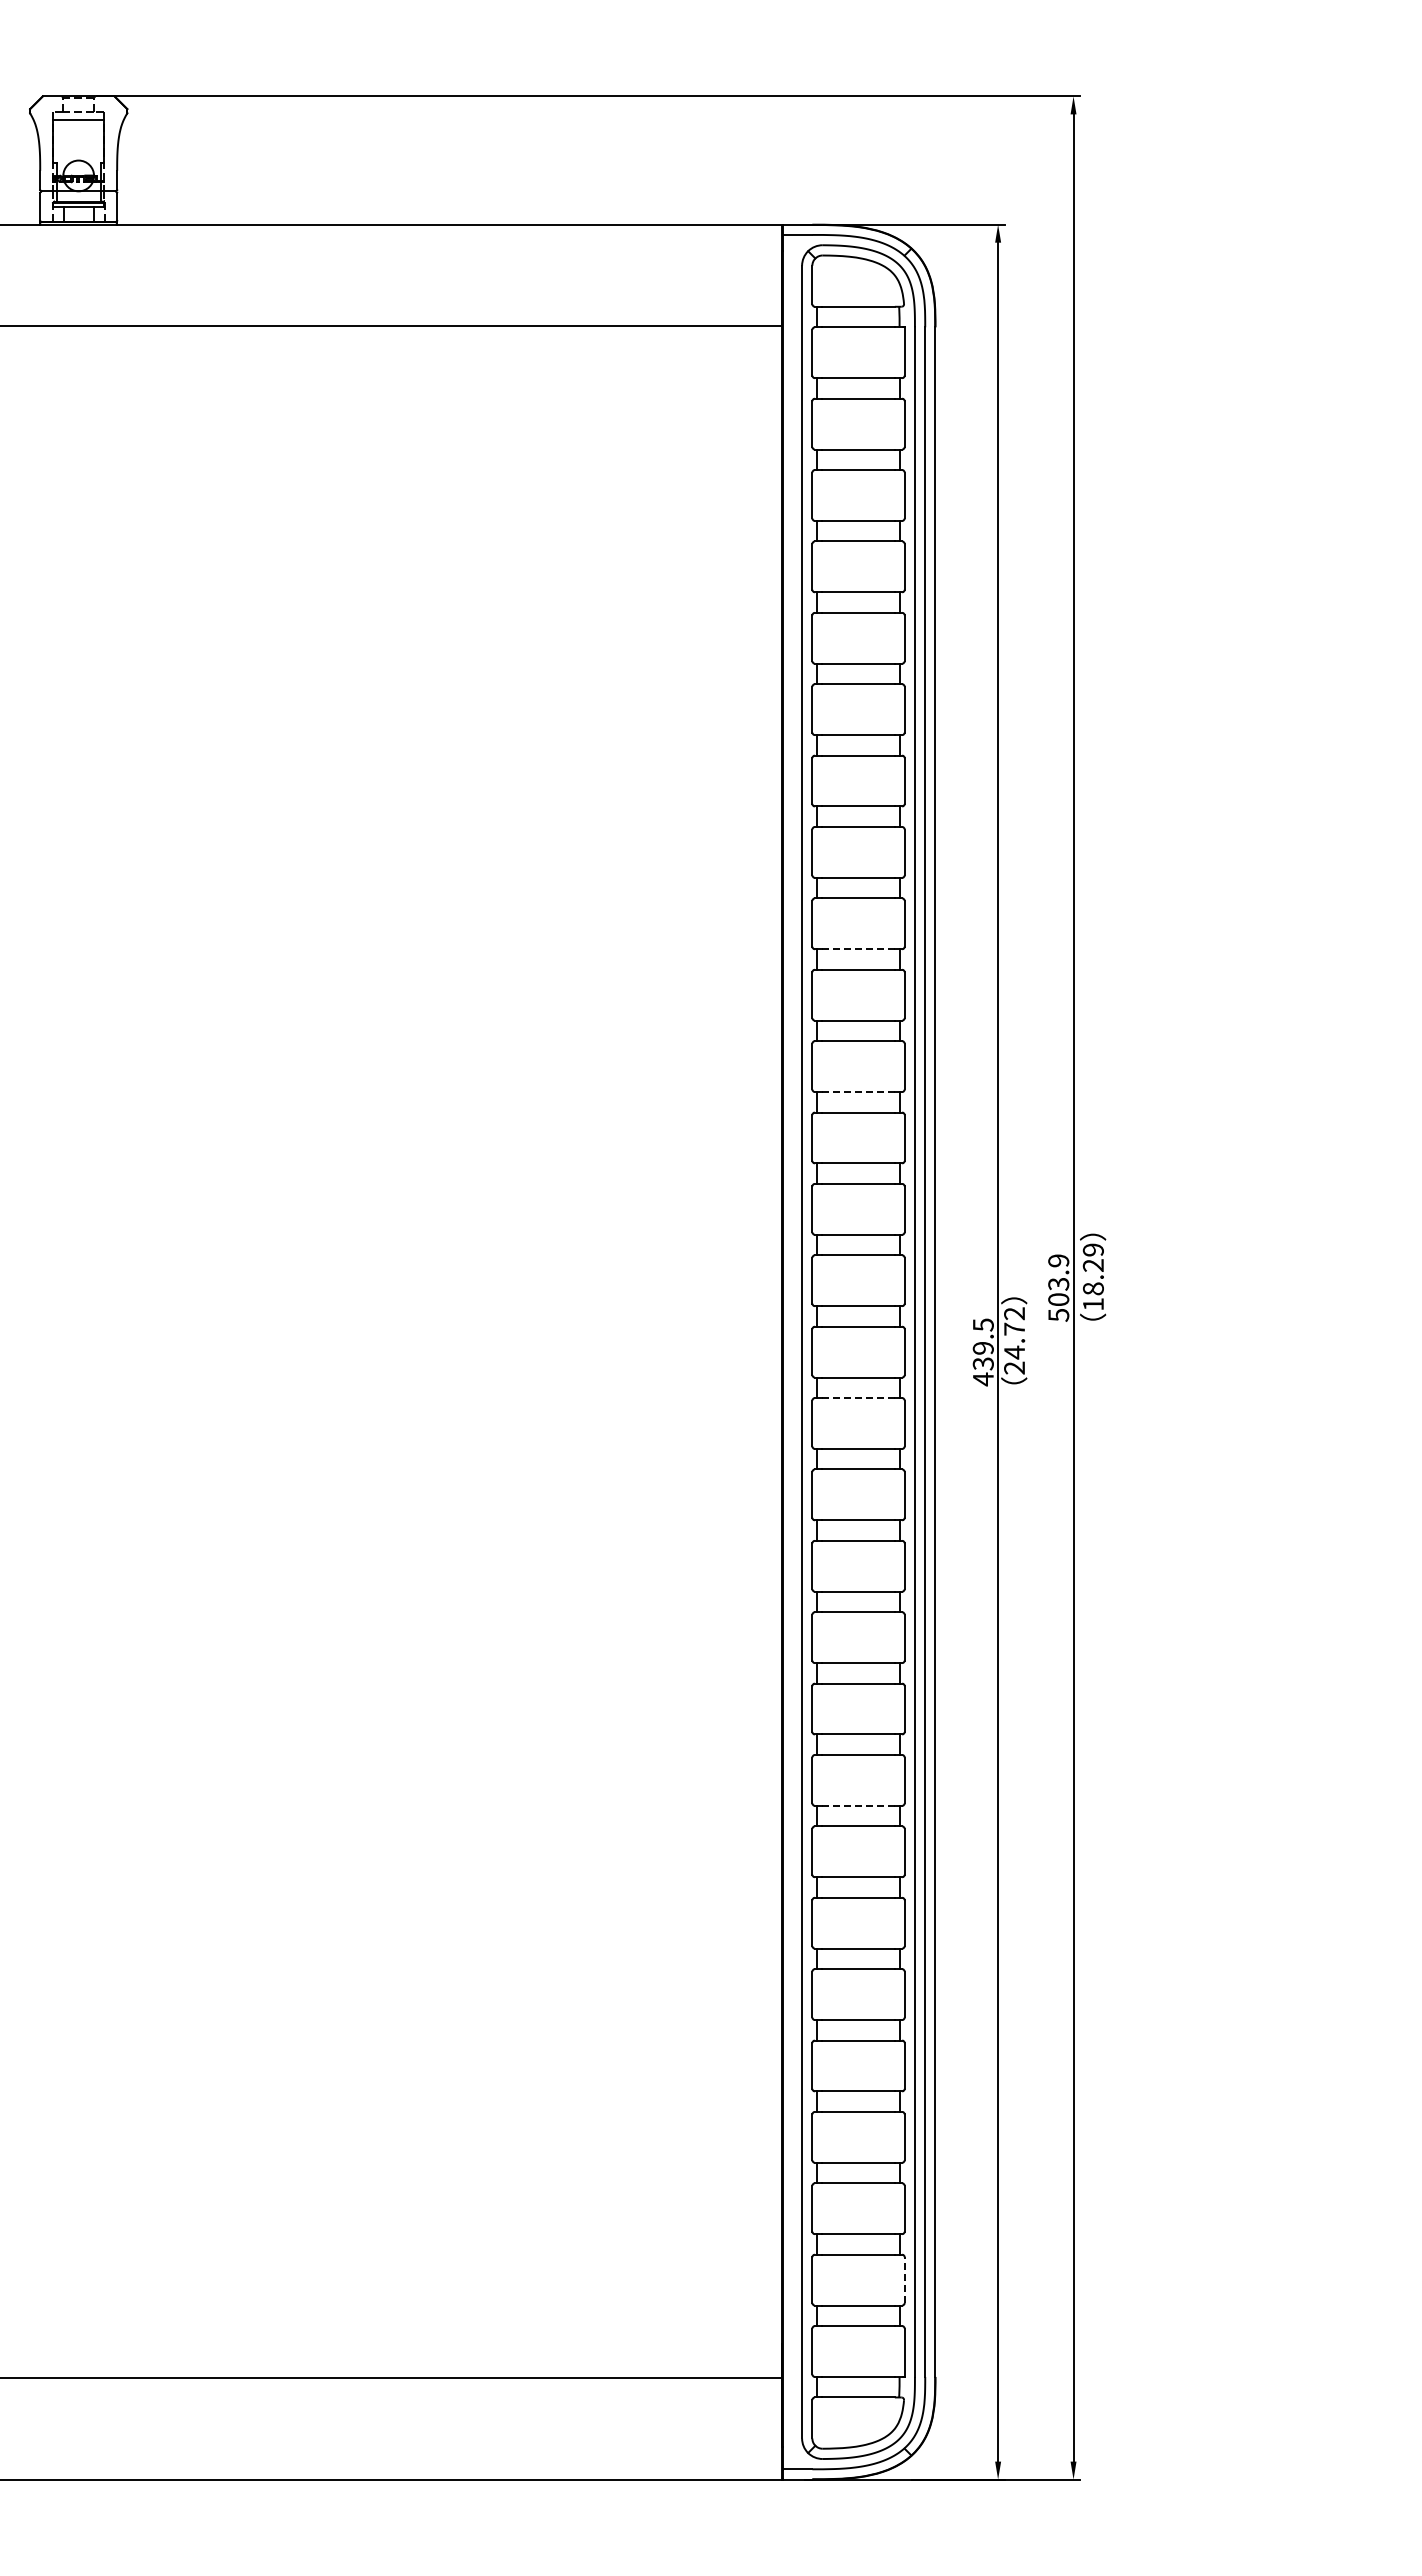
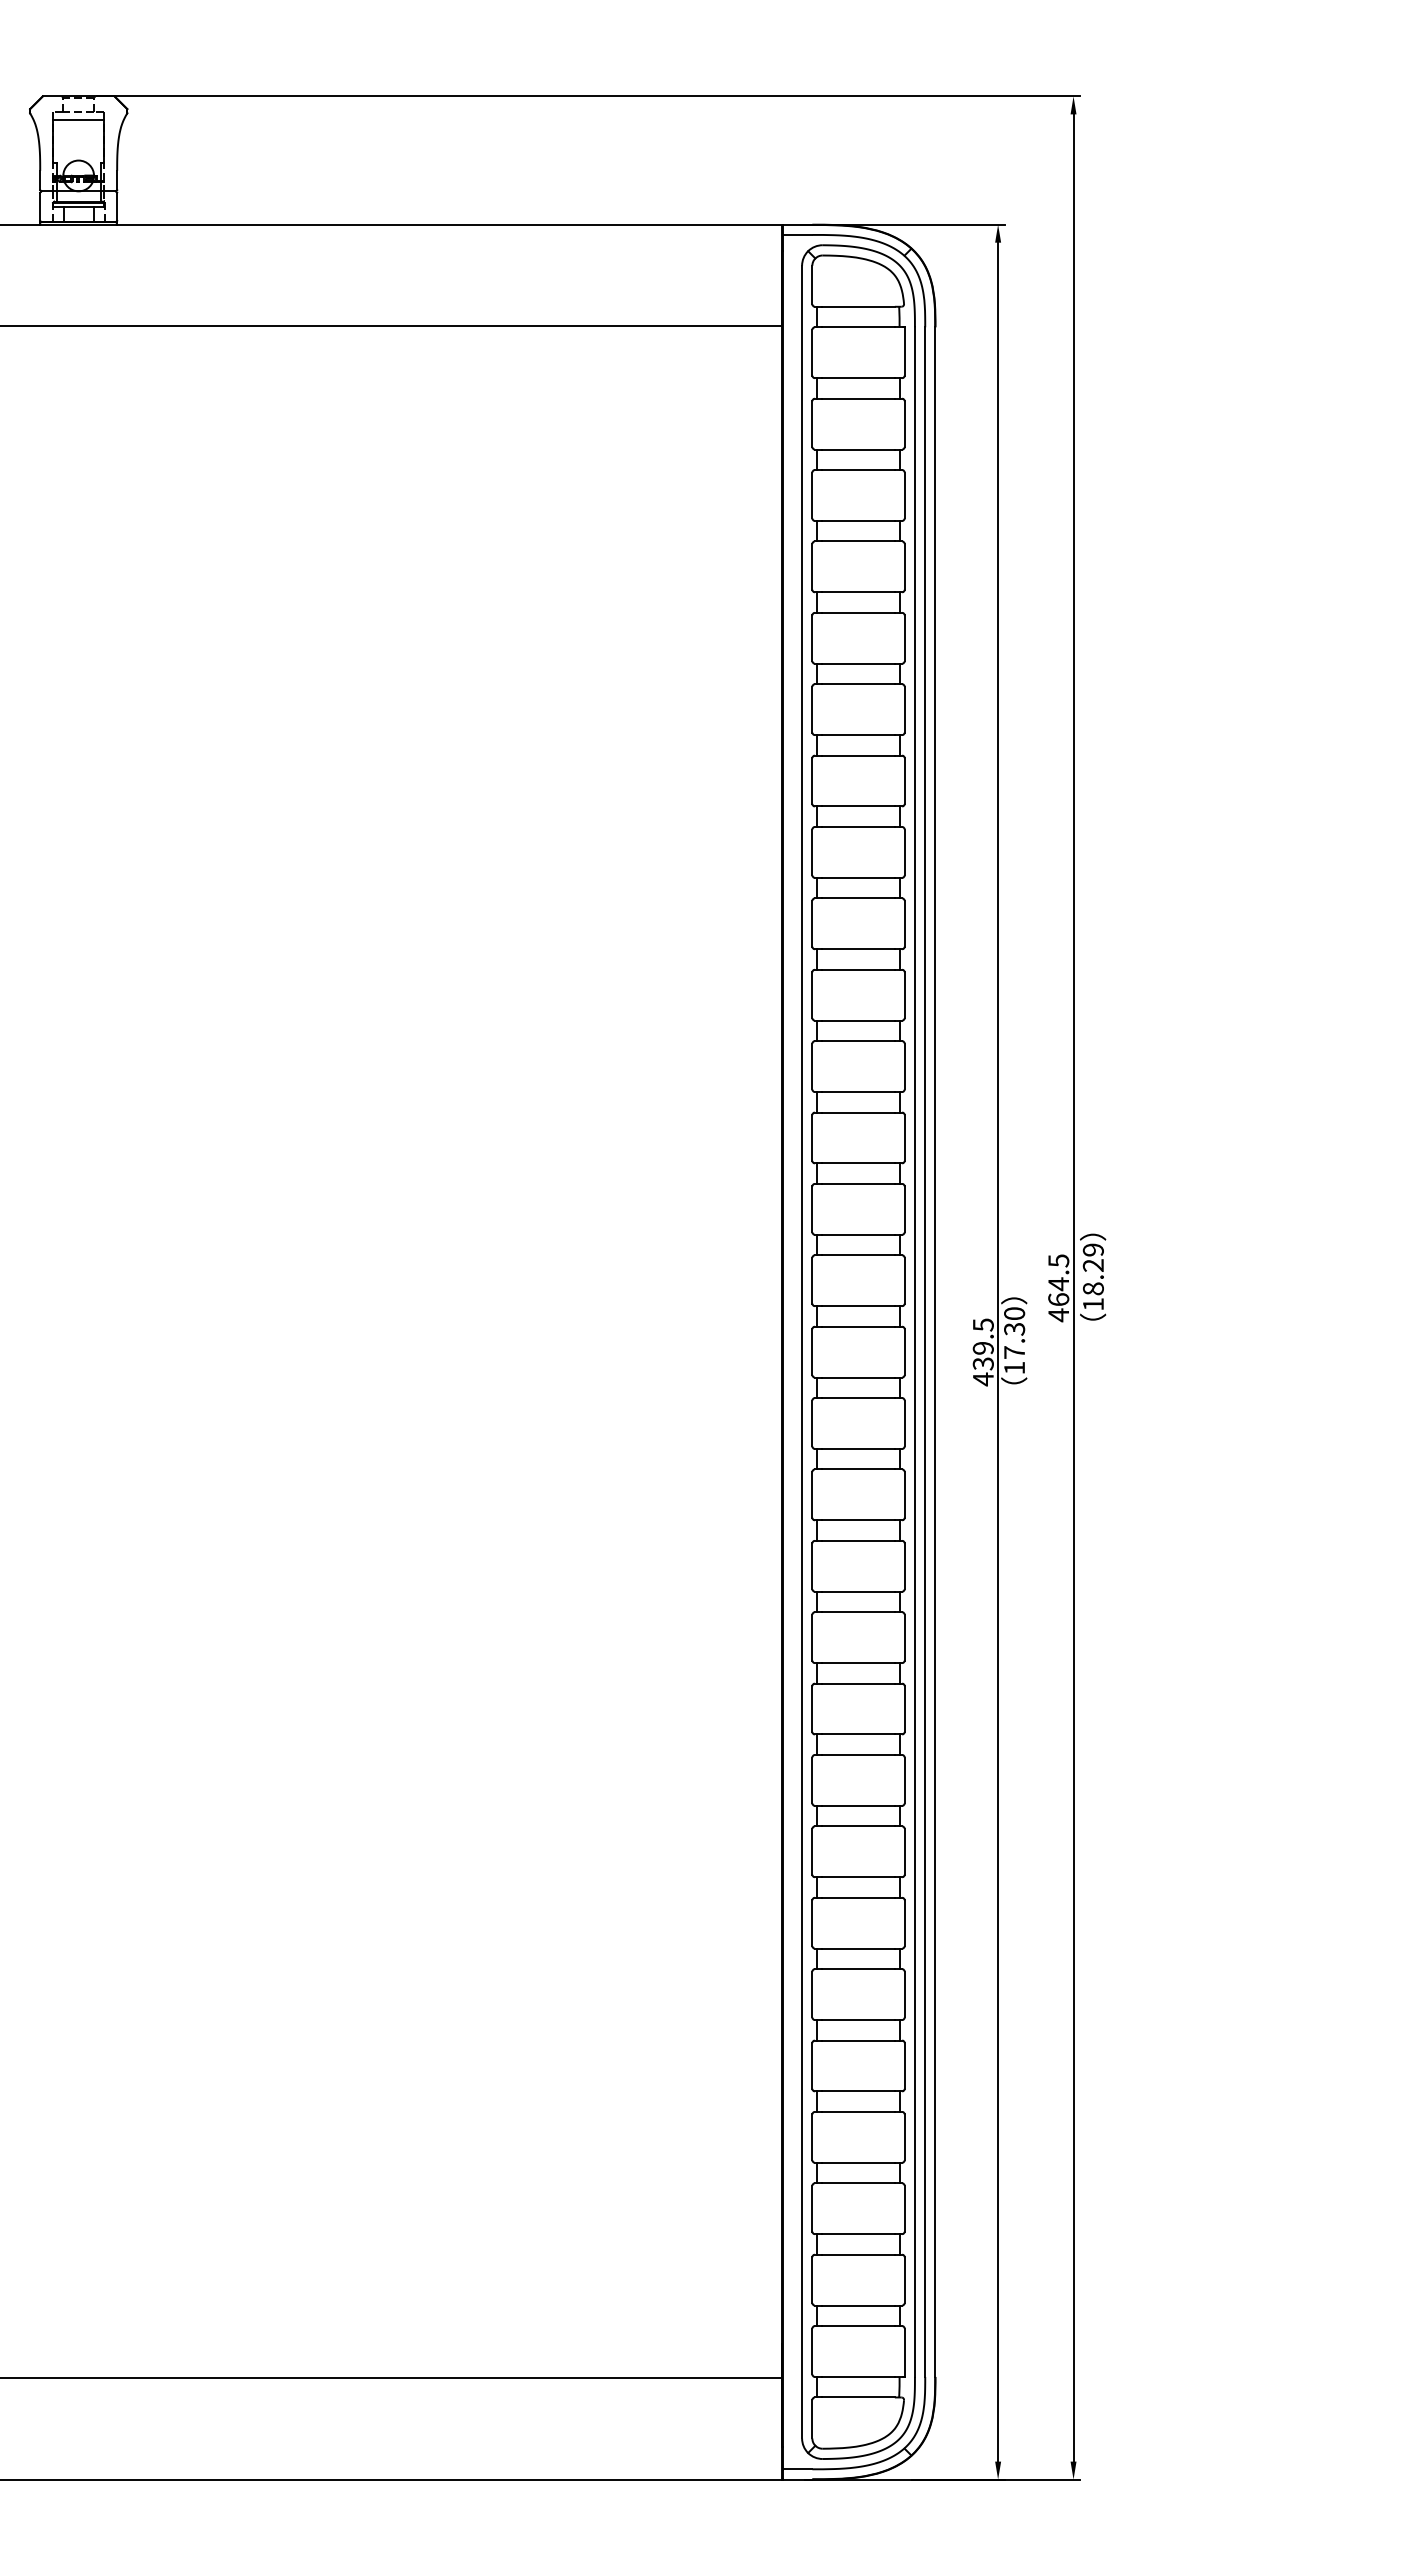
line: dashed -> solid (858, 949)
line: dashed -> solid (858, 1092)
text: 503.9 -> 464.5 (1058, 1288)
text: 24.72 -> 17.30 (1014, 1340)
line: dashed -> solid (858, 1398)
line: dashed -> solid (858, 1805)
line: dashed -> solid (904, 2280)
